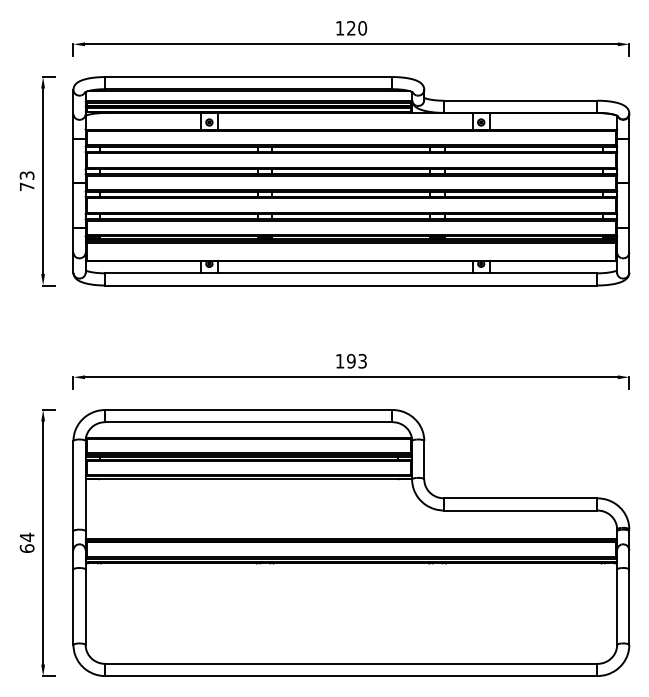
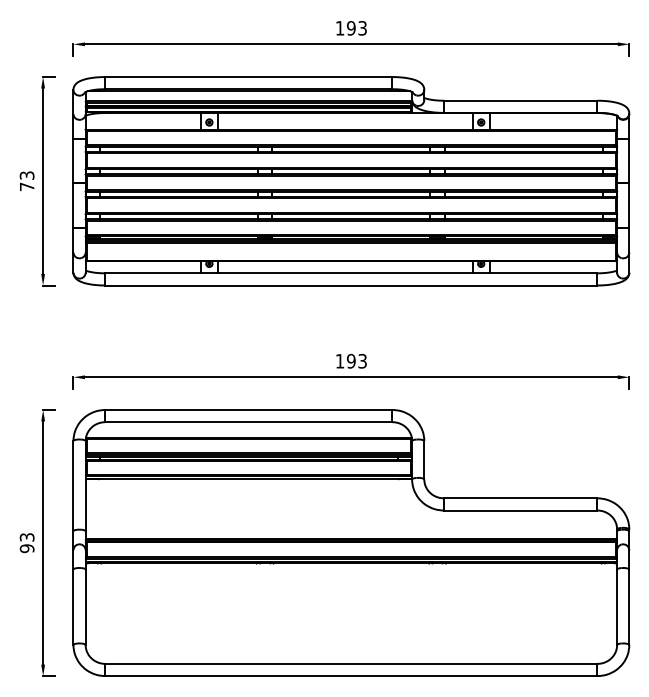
text: 120 -> 193 (357, 28)
text: 64 -> 93 (26, 542)
